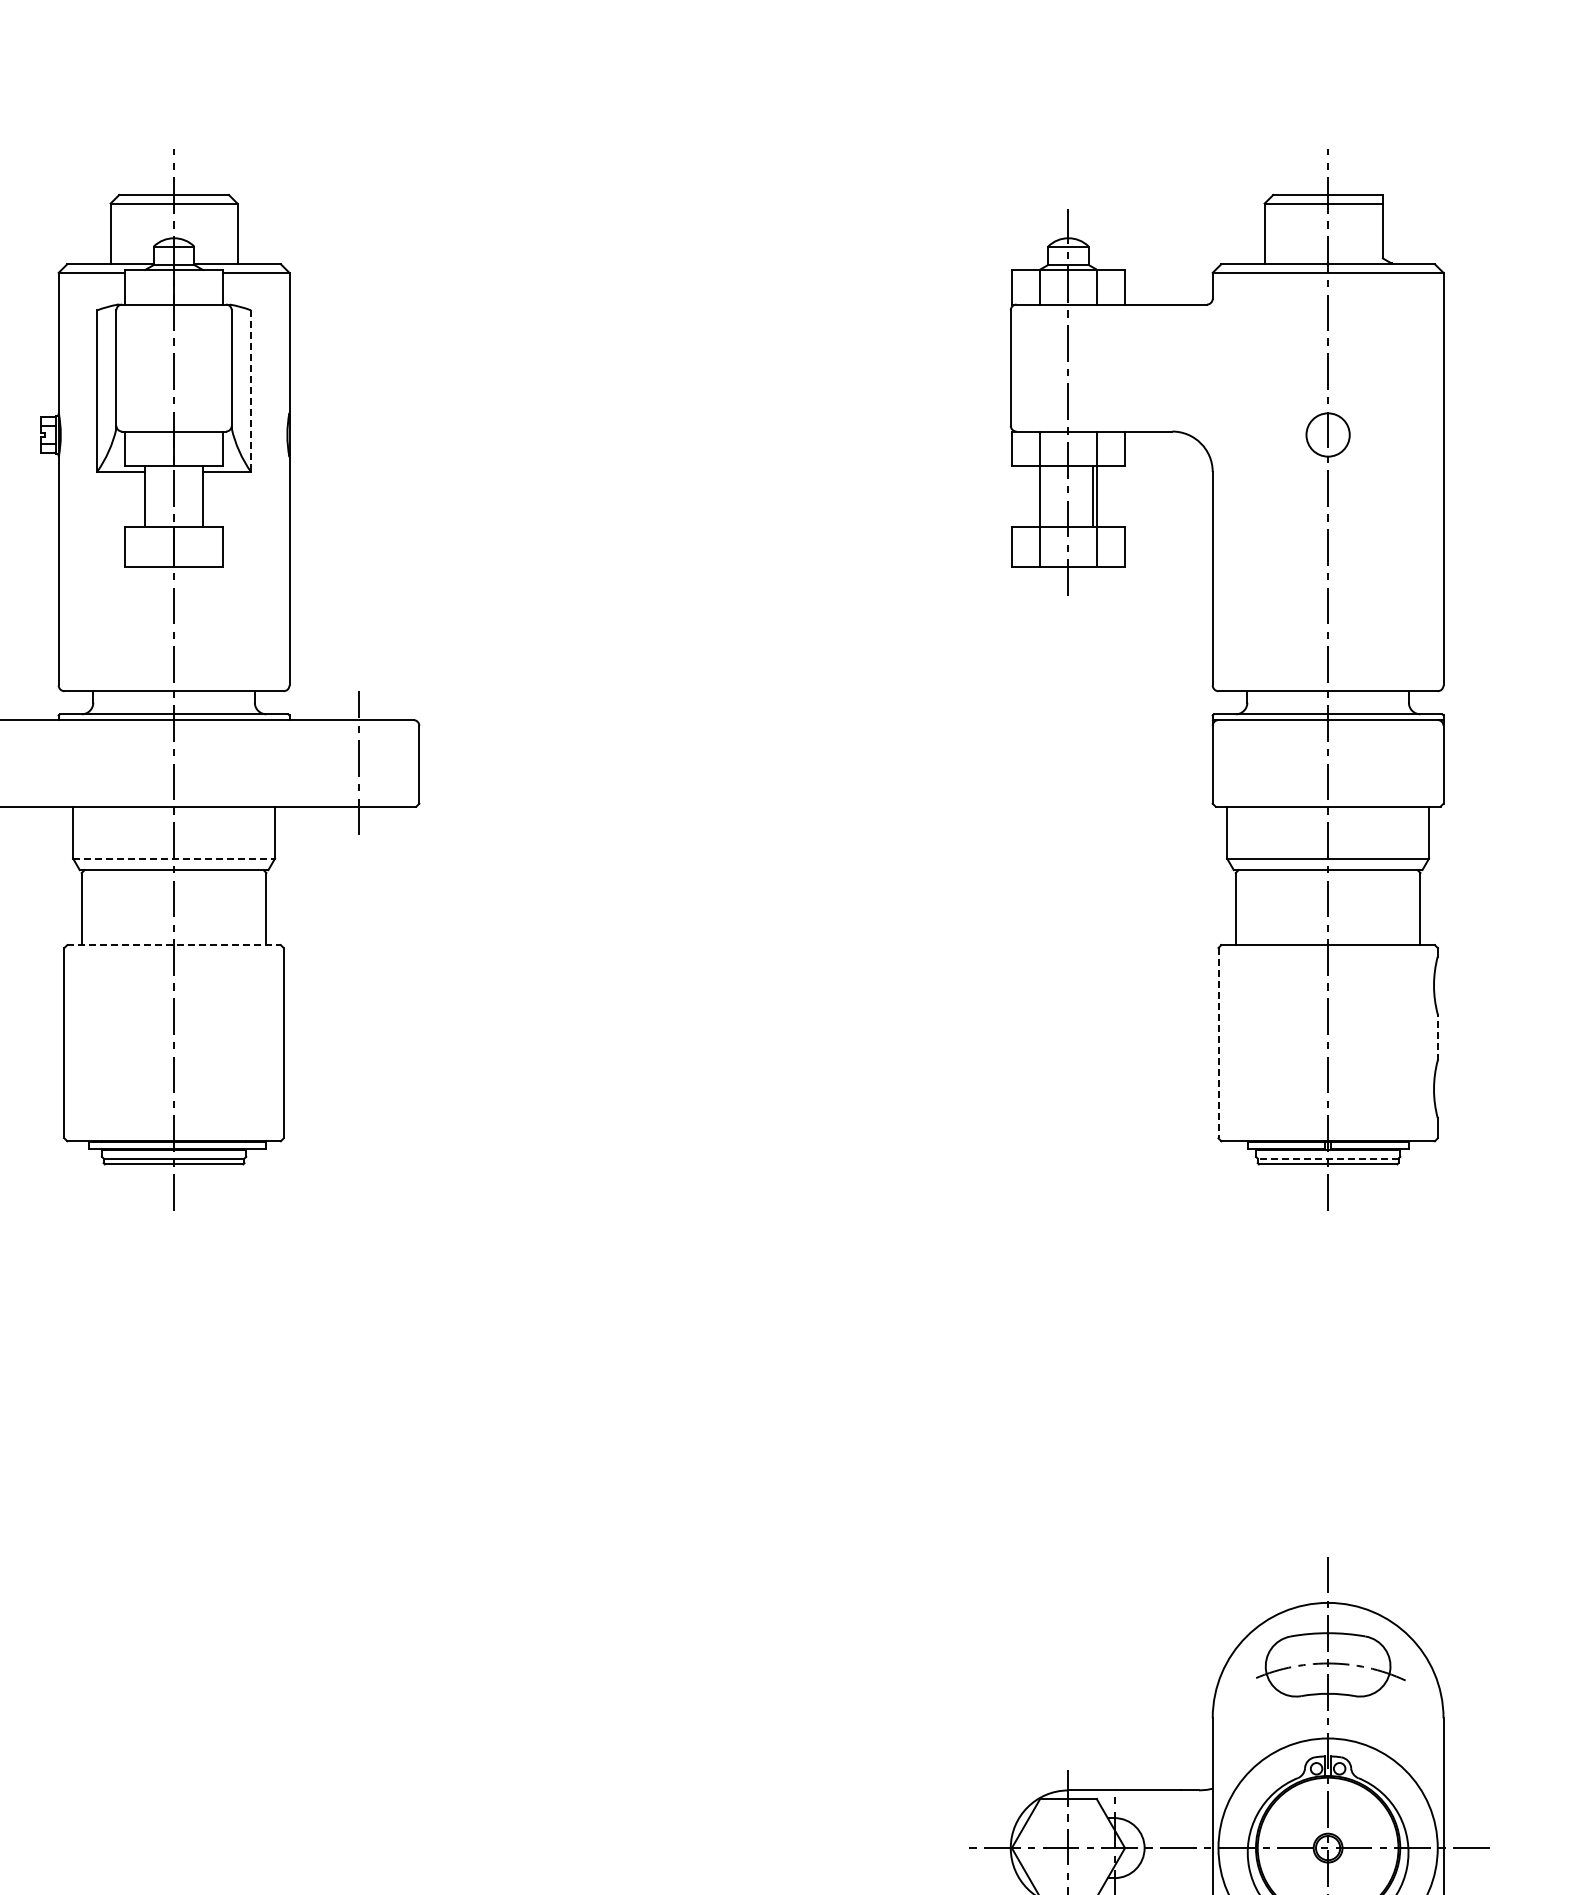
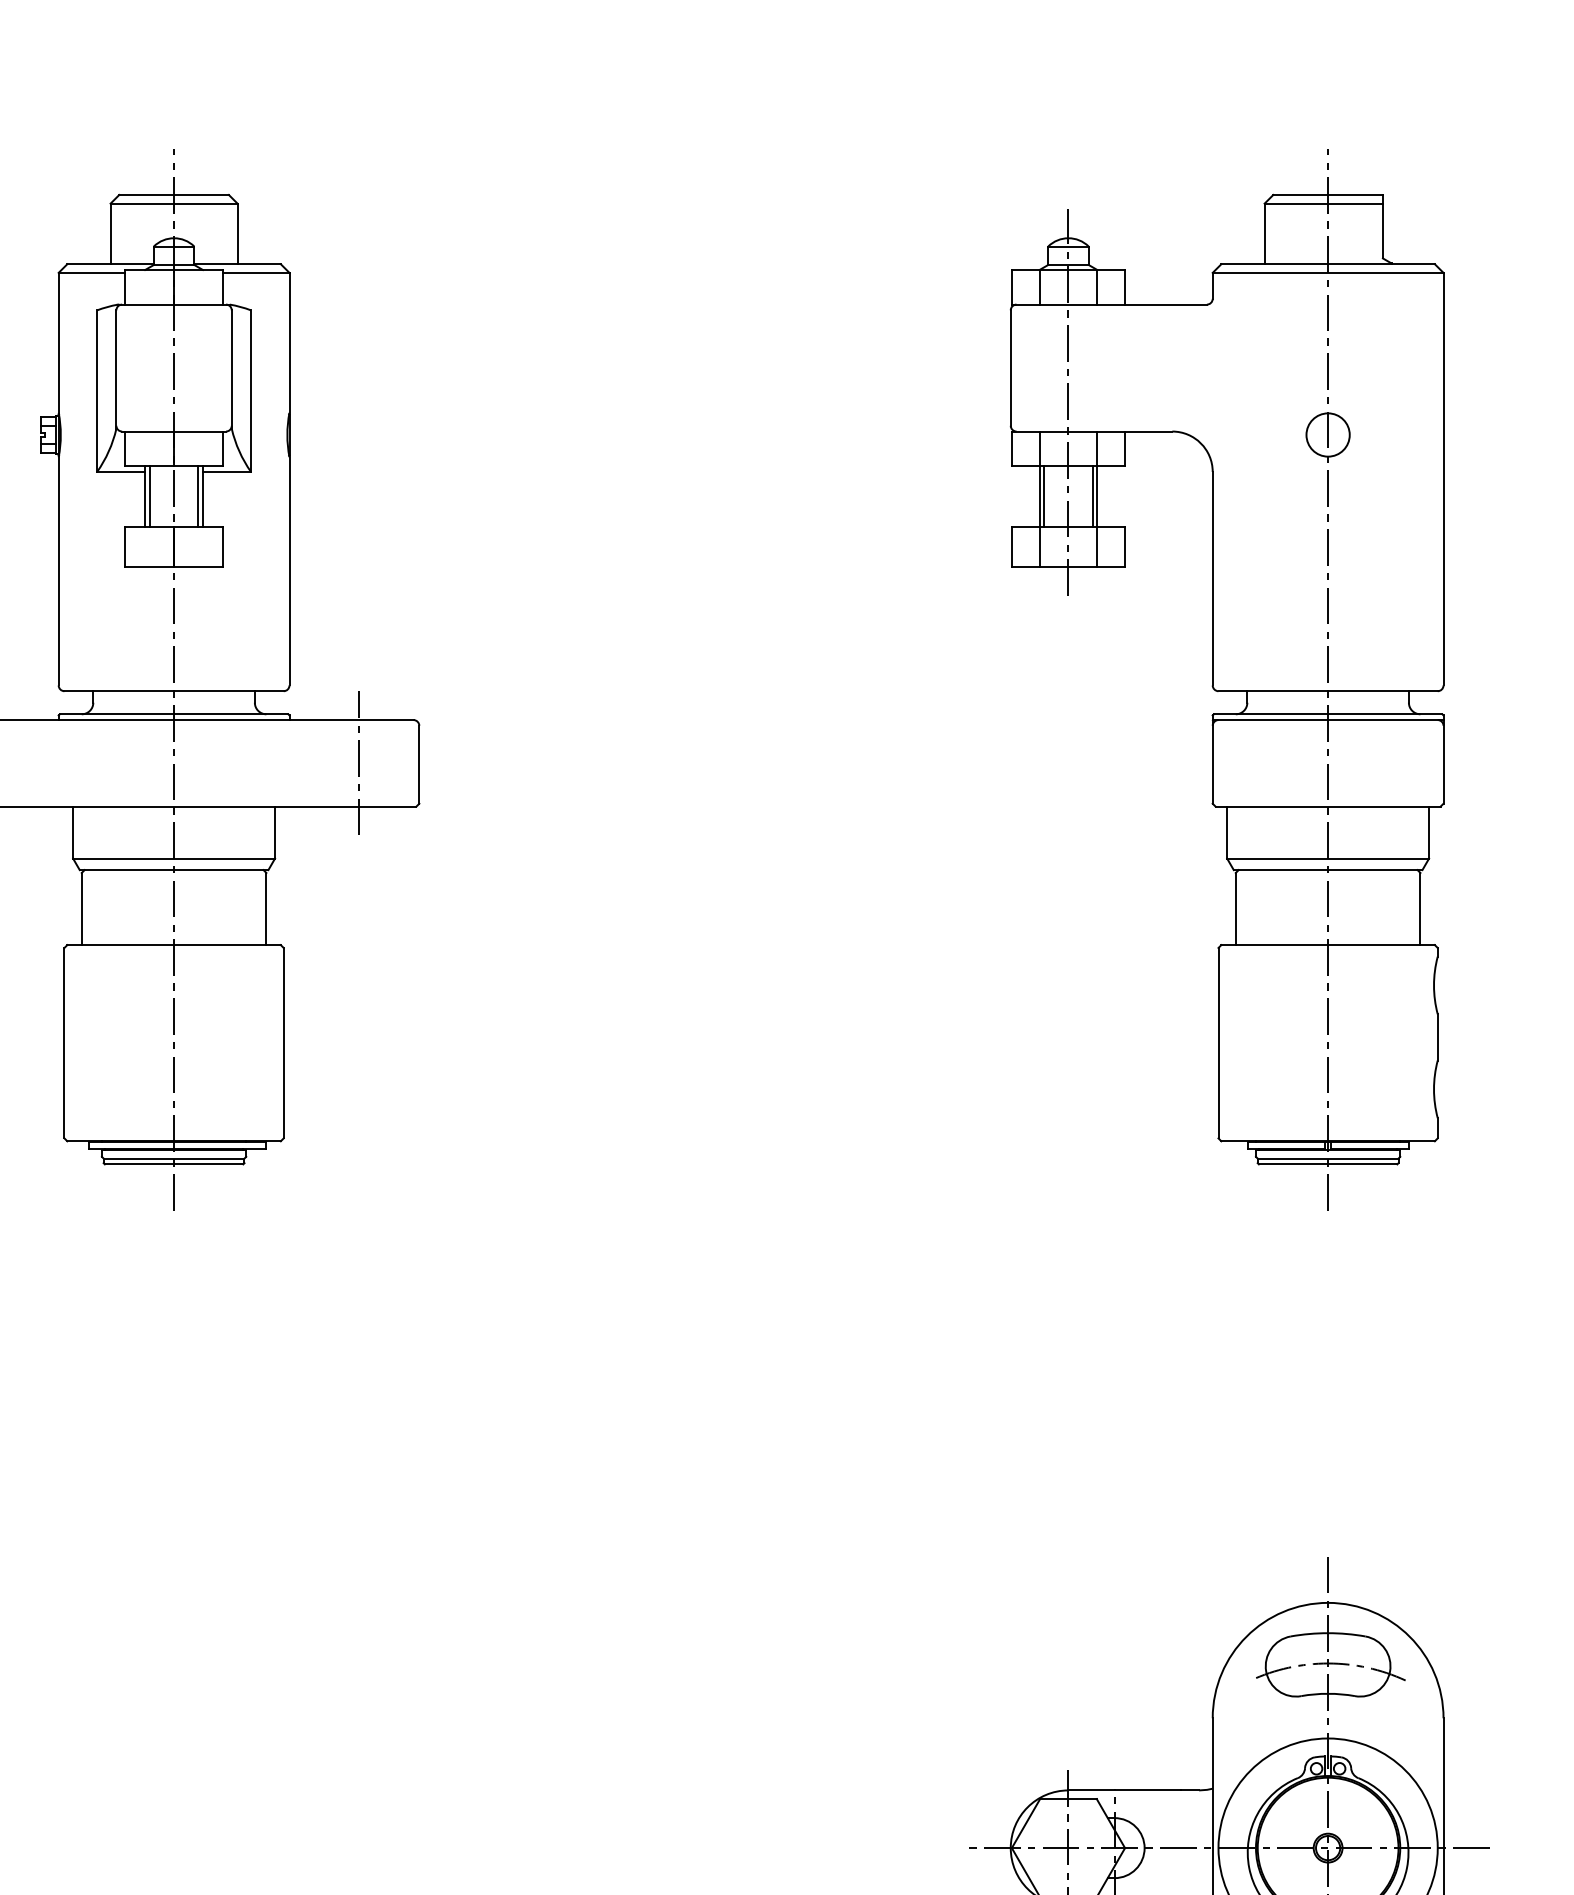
line: dashed -> solid (251, 391)
line: none -> present (149, 496)
line: none -> present (198, 496)
line: none -> present (1044, 496)
line: dashed -> solid (174, 858)
line: dashed -> solid (174, 945)
line: dashed -> solid (1437, 1036)
line: dashed -> solid (1218, 1043)
line: dashed -> solid (1327, 1158)
